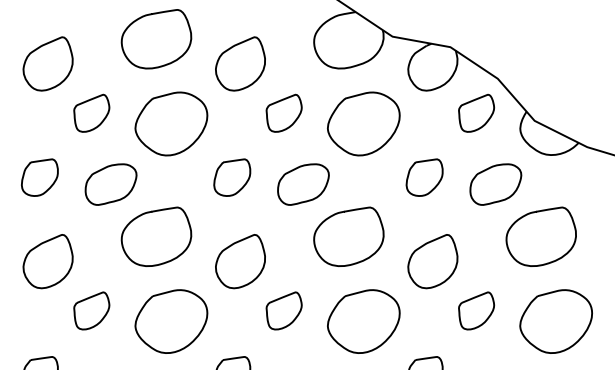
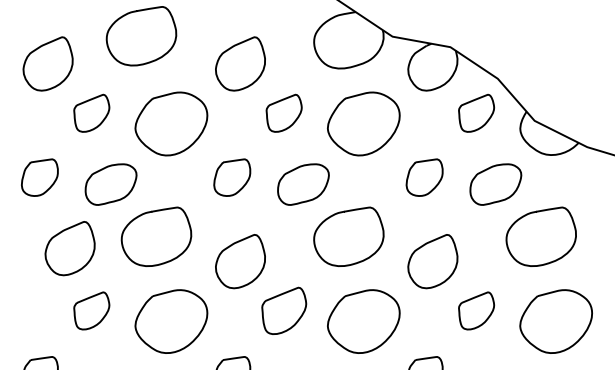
curve position: (151, 15) -> (136, 12) (136, 12)
part position: (47, 261) -> (69, 248) (69, 248)
part size: 38x40 px -> 47x49 px (284, 310)
